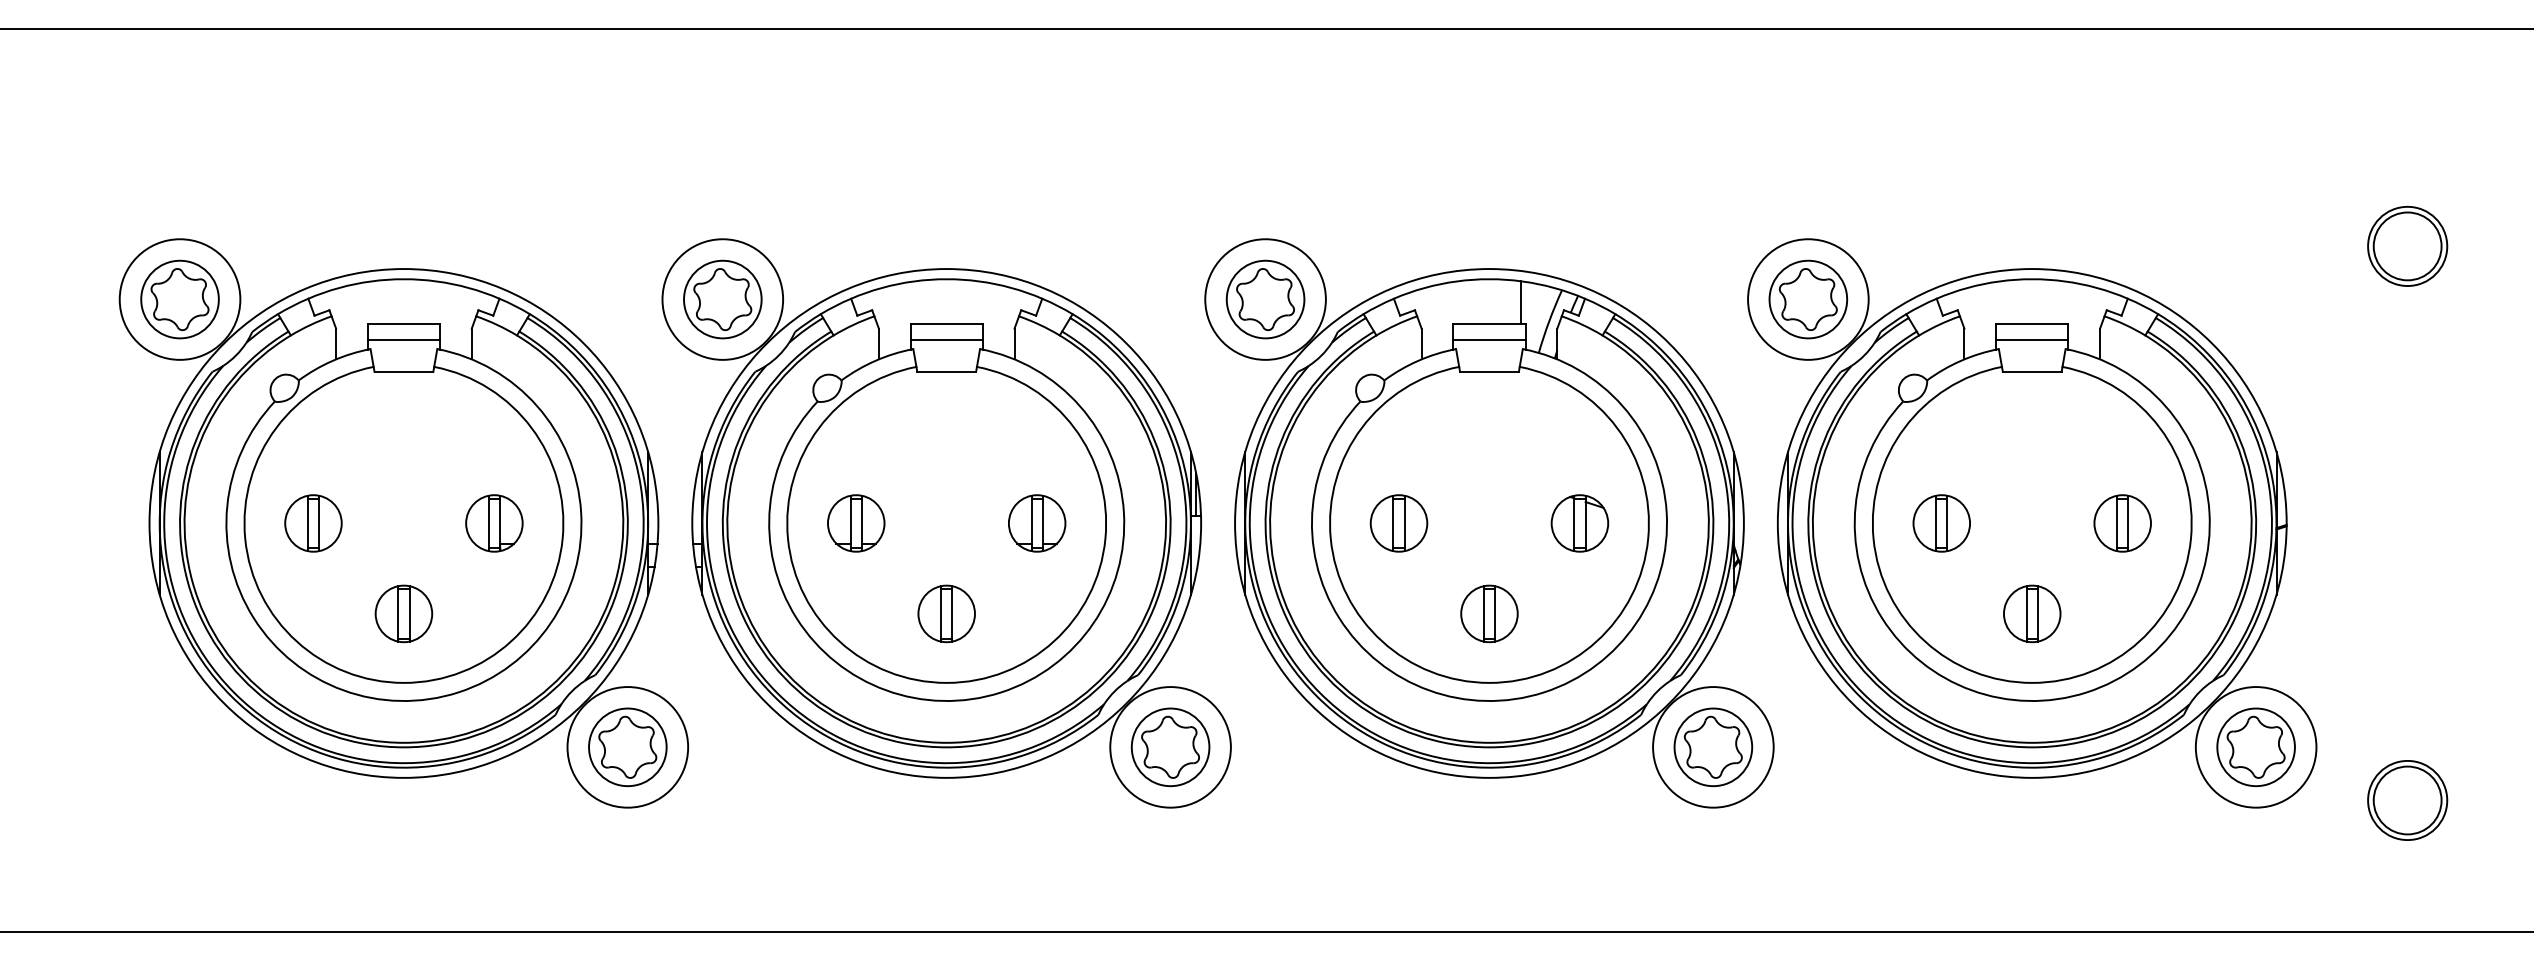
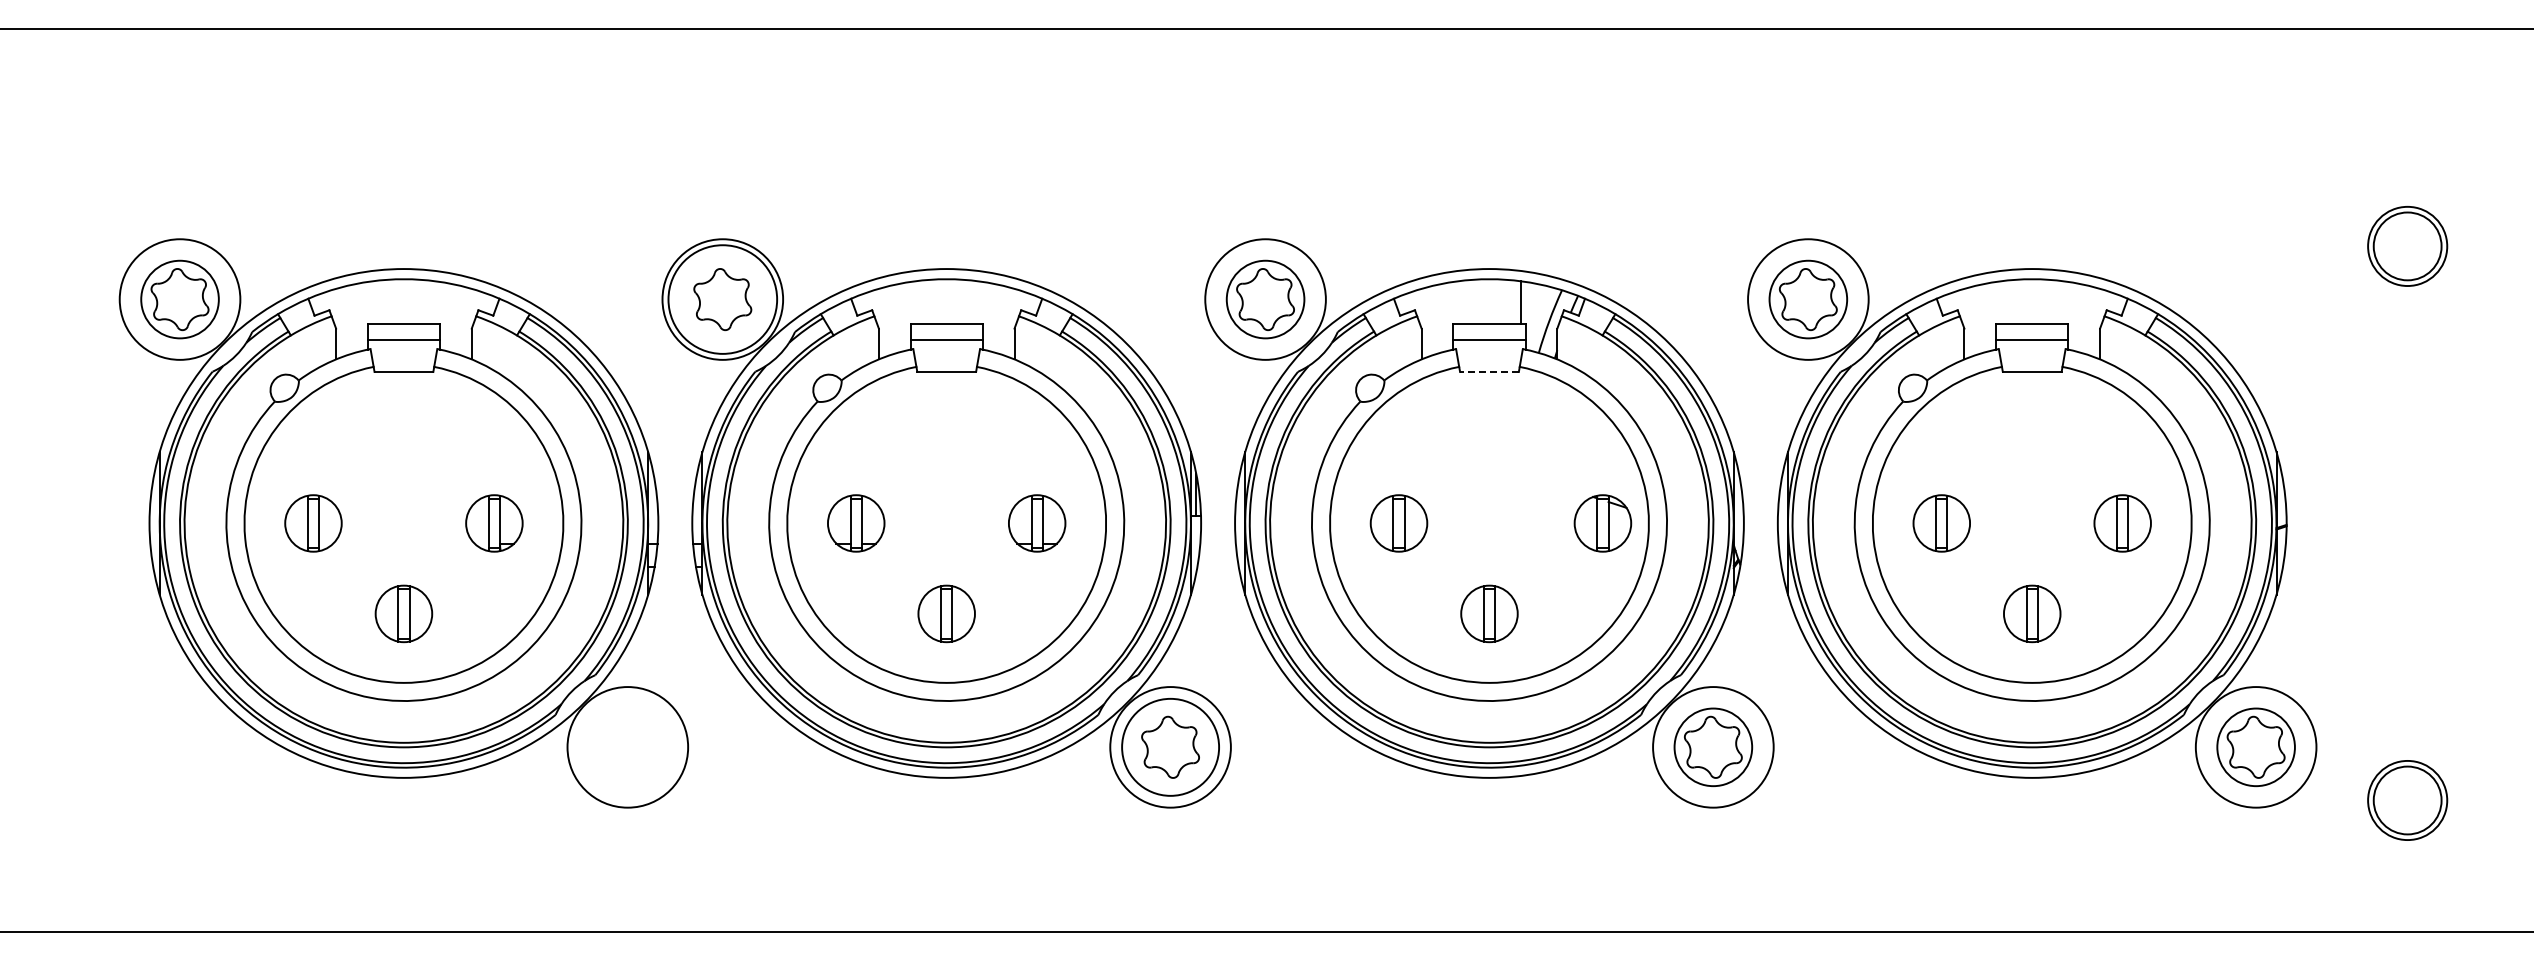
circle diameter: 78 px -> 109 px (722, 299)
line: solid -> dashed (1488, 371)
part position: (1579, 523) -> (1602, 523) (1602, 523)
part: present -> none (627, 747)
circle diameter: 78 px -> 97 px (1170, 746)
